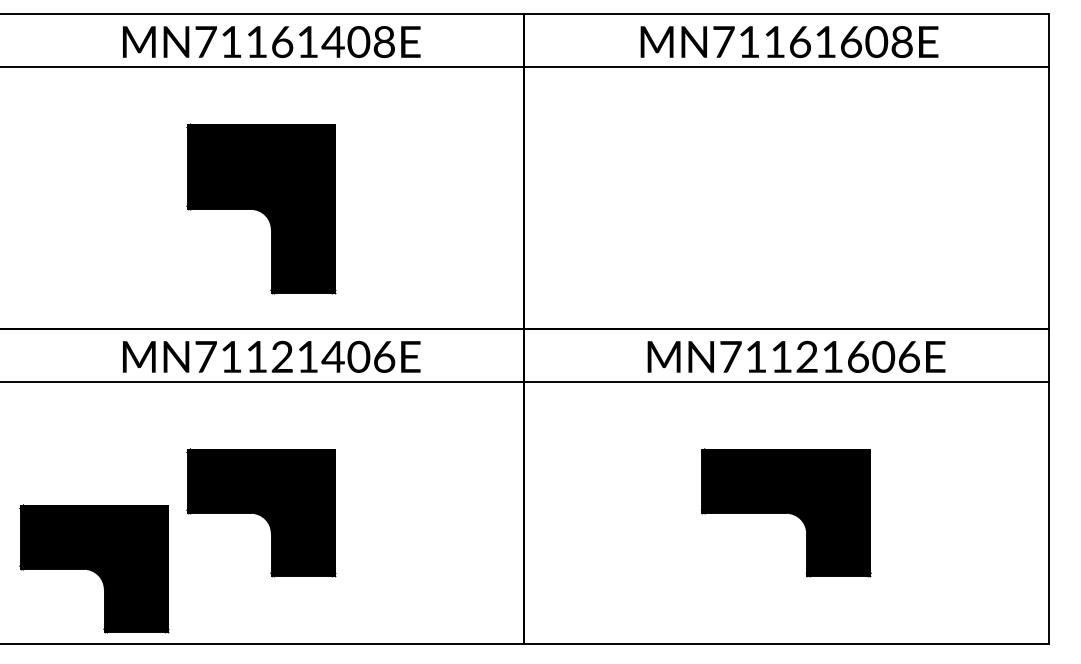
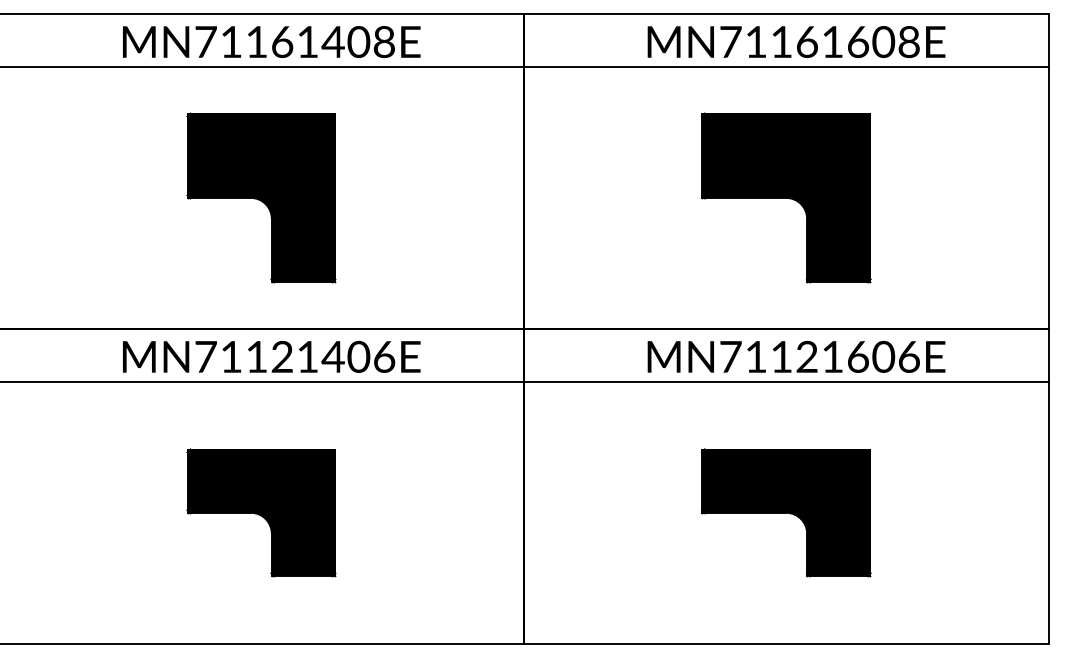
text position: (789, 41) -> (796, 41) (796, 41)
part: none -> present (786, 197)
part position: (261, 208) -> (261, 197) (261, 197)
part: present -> none (94, 568)
